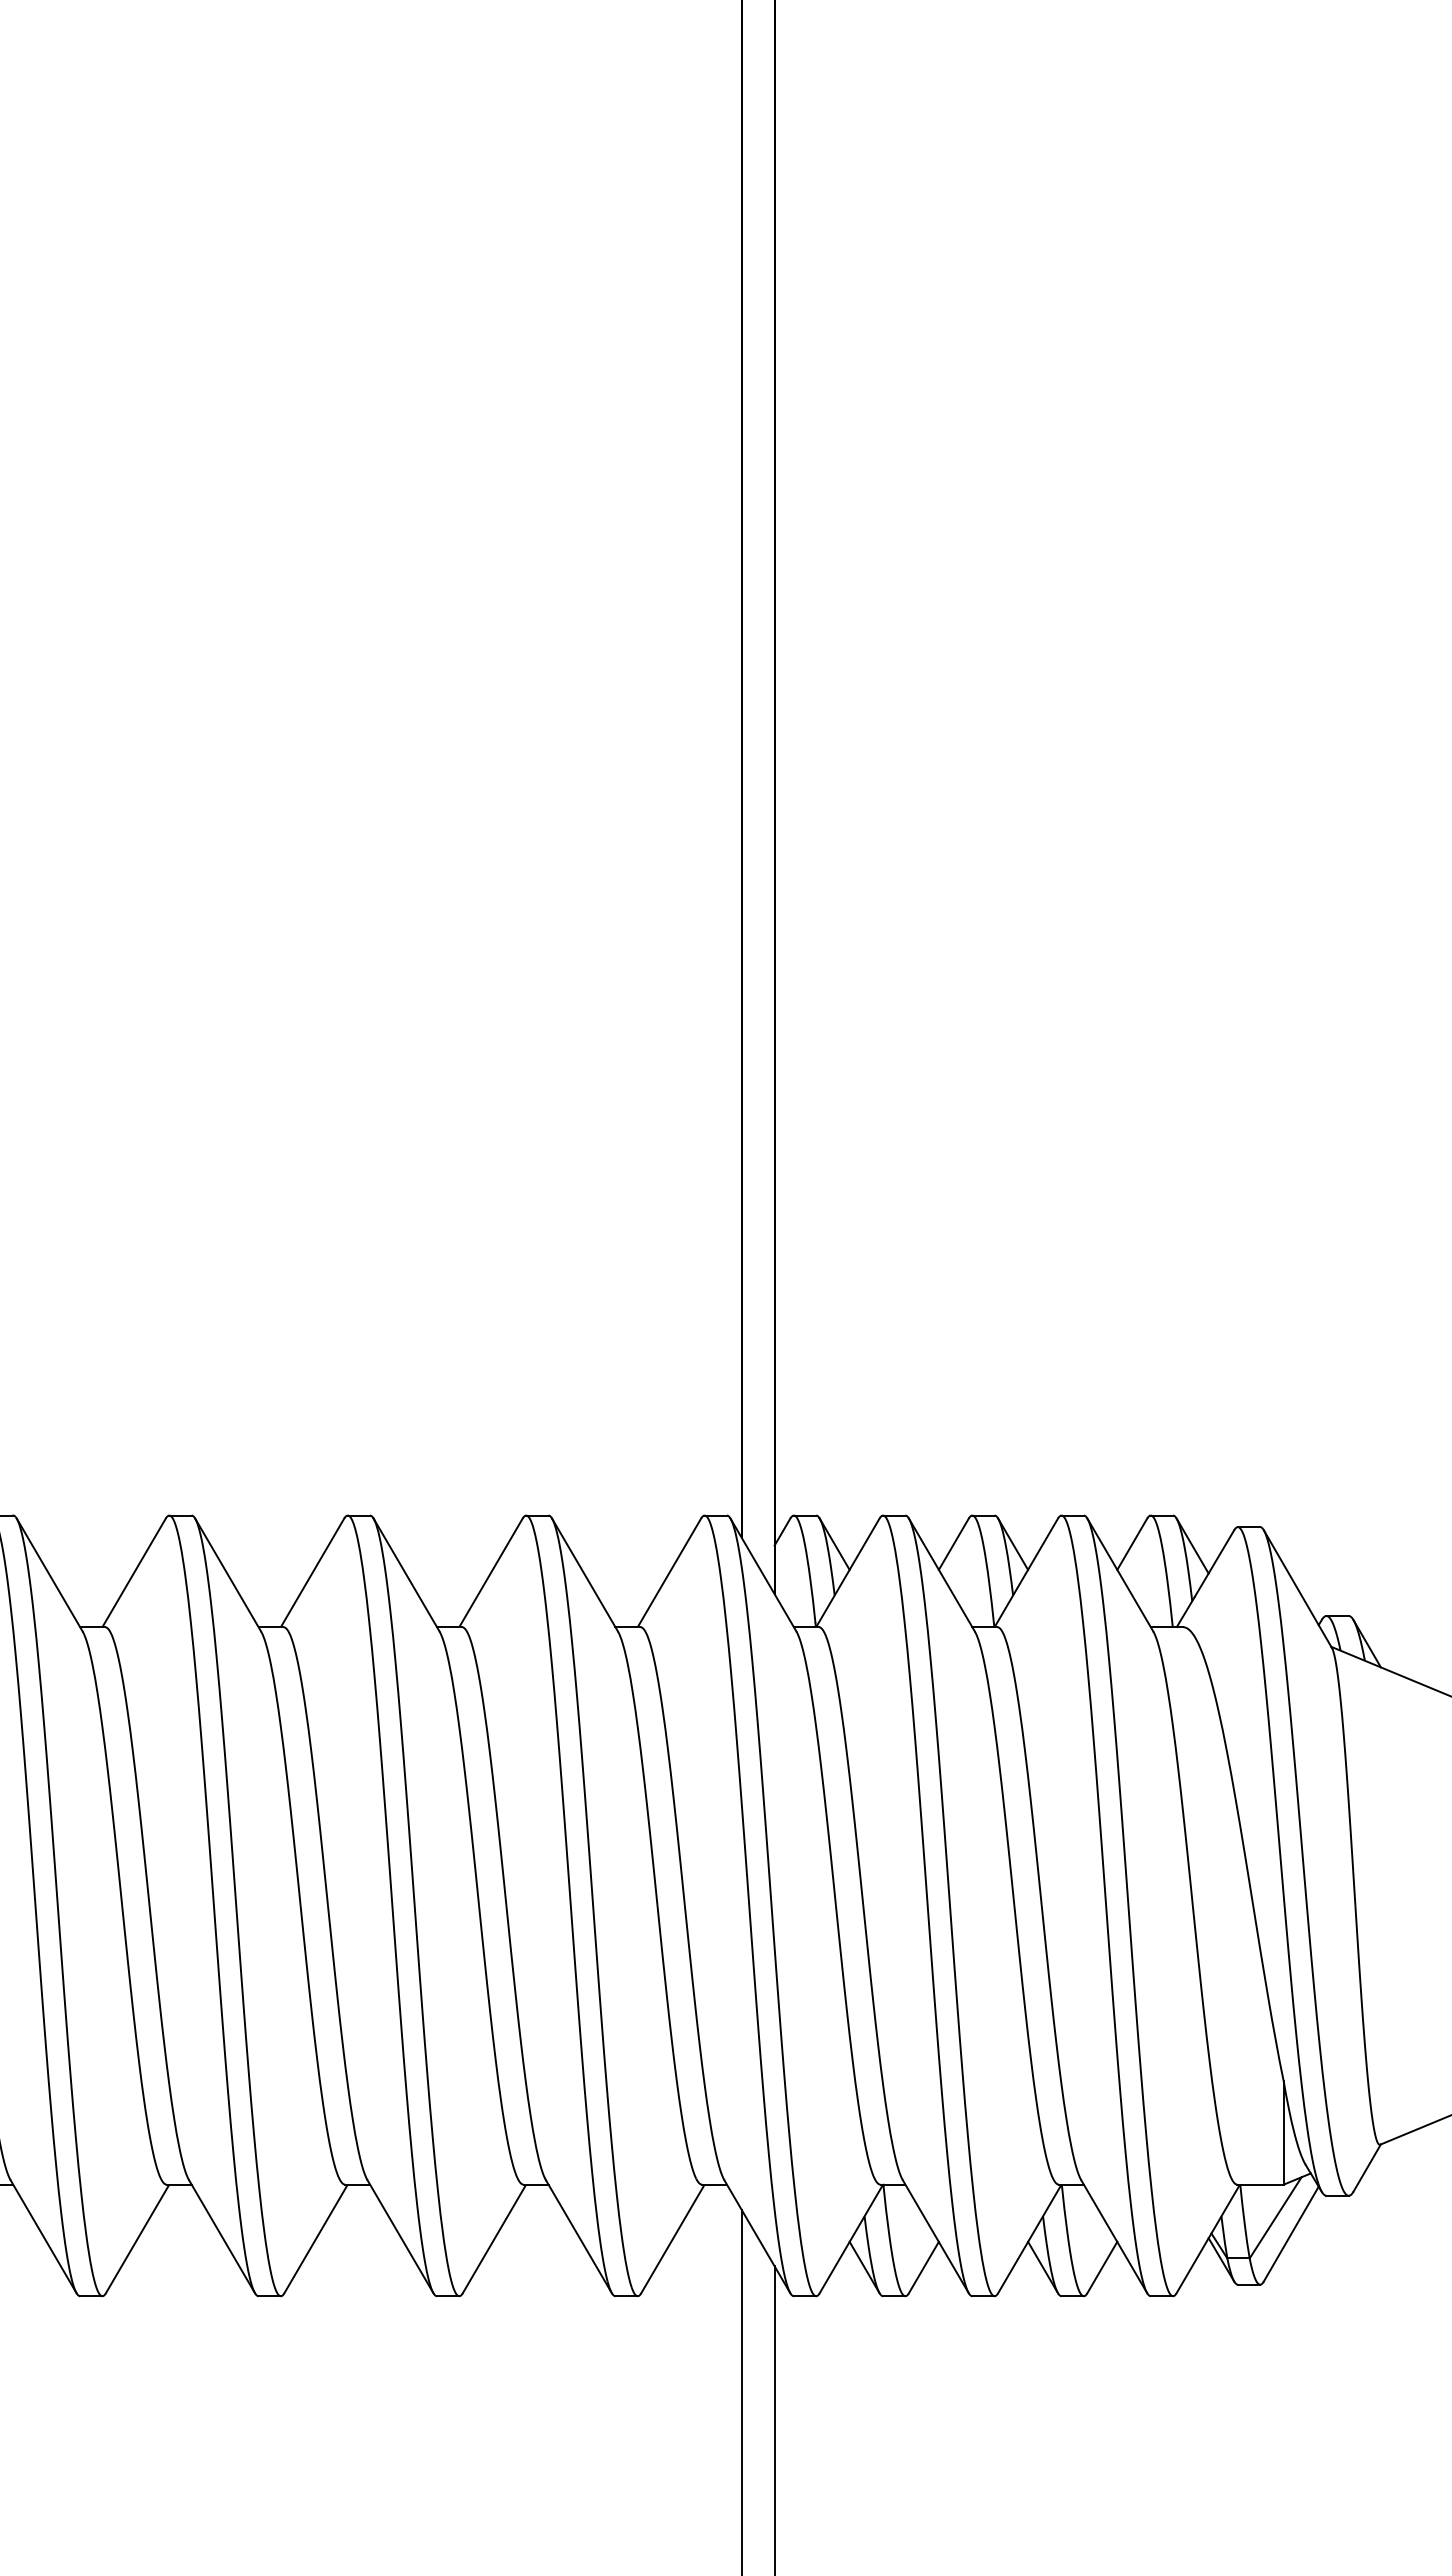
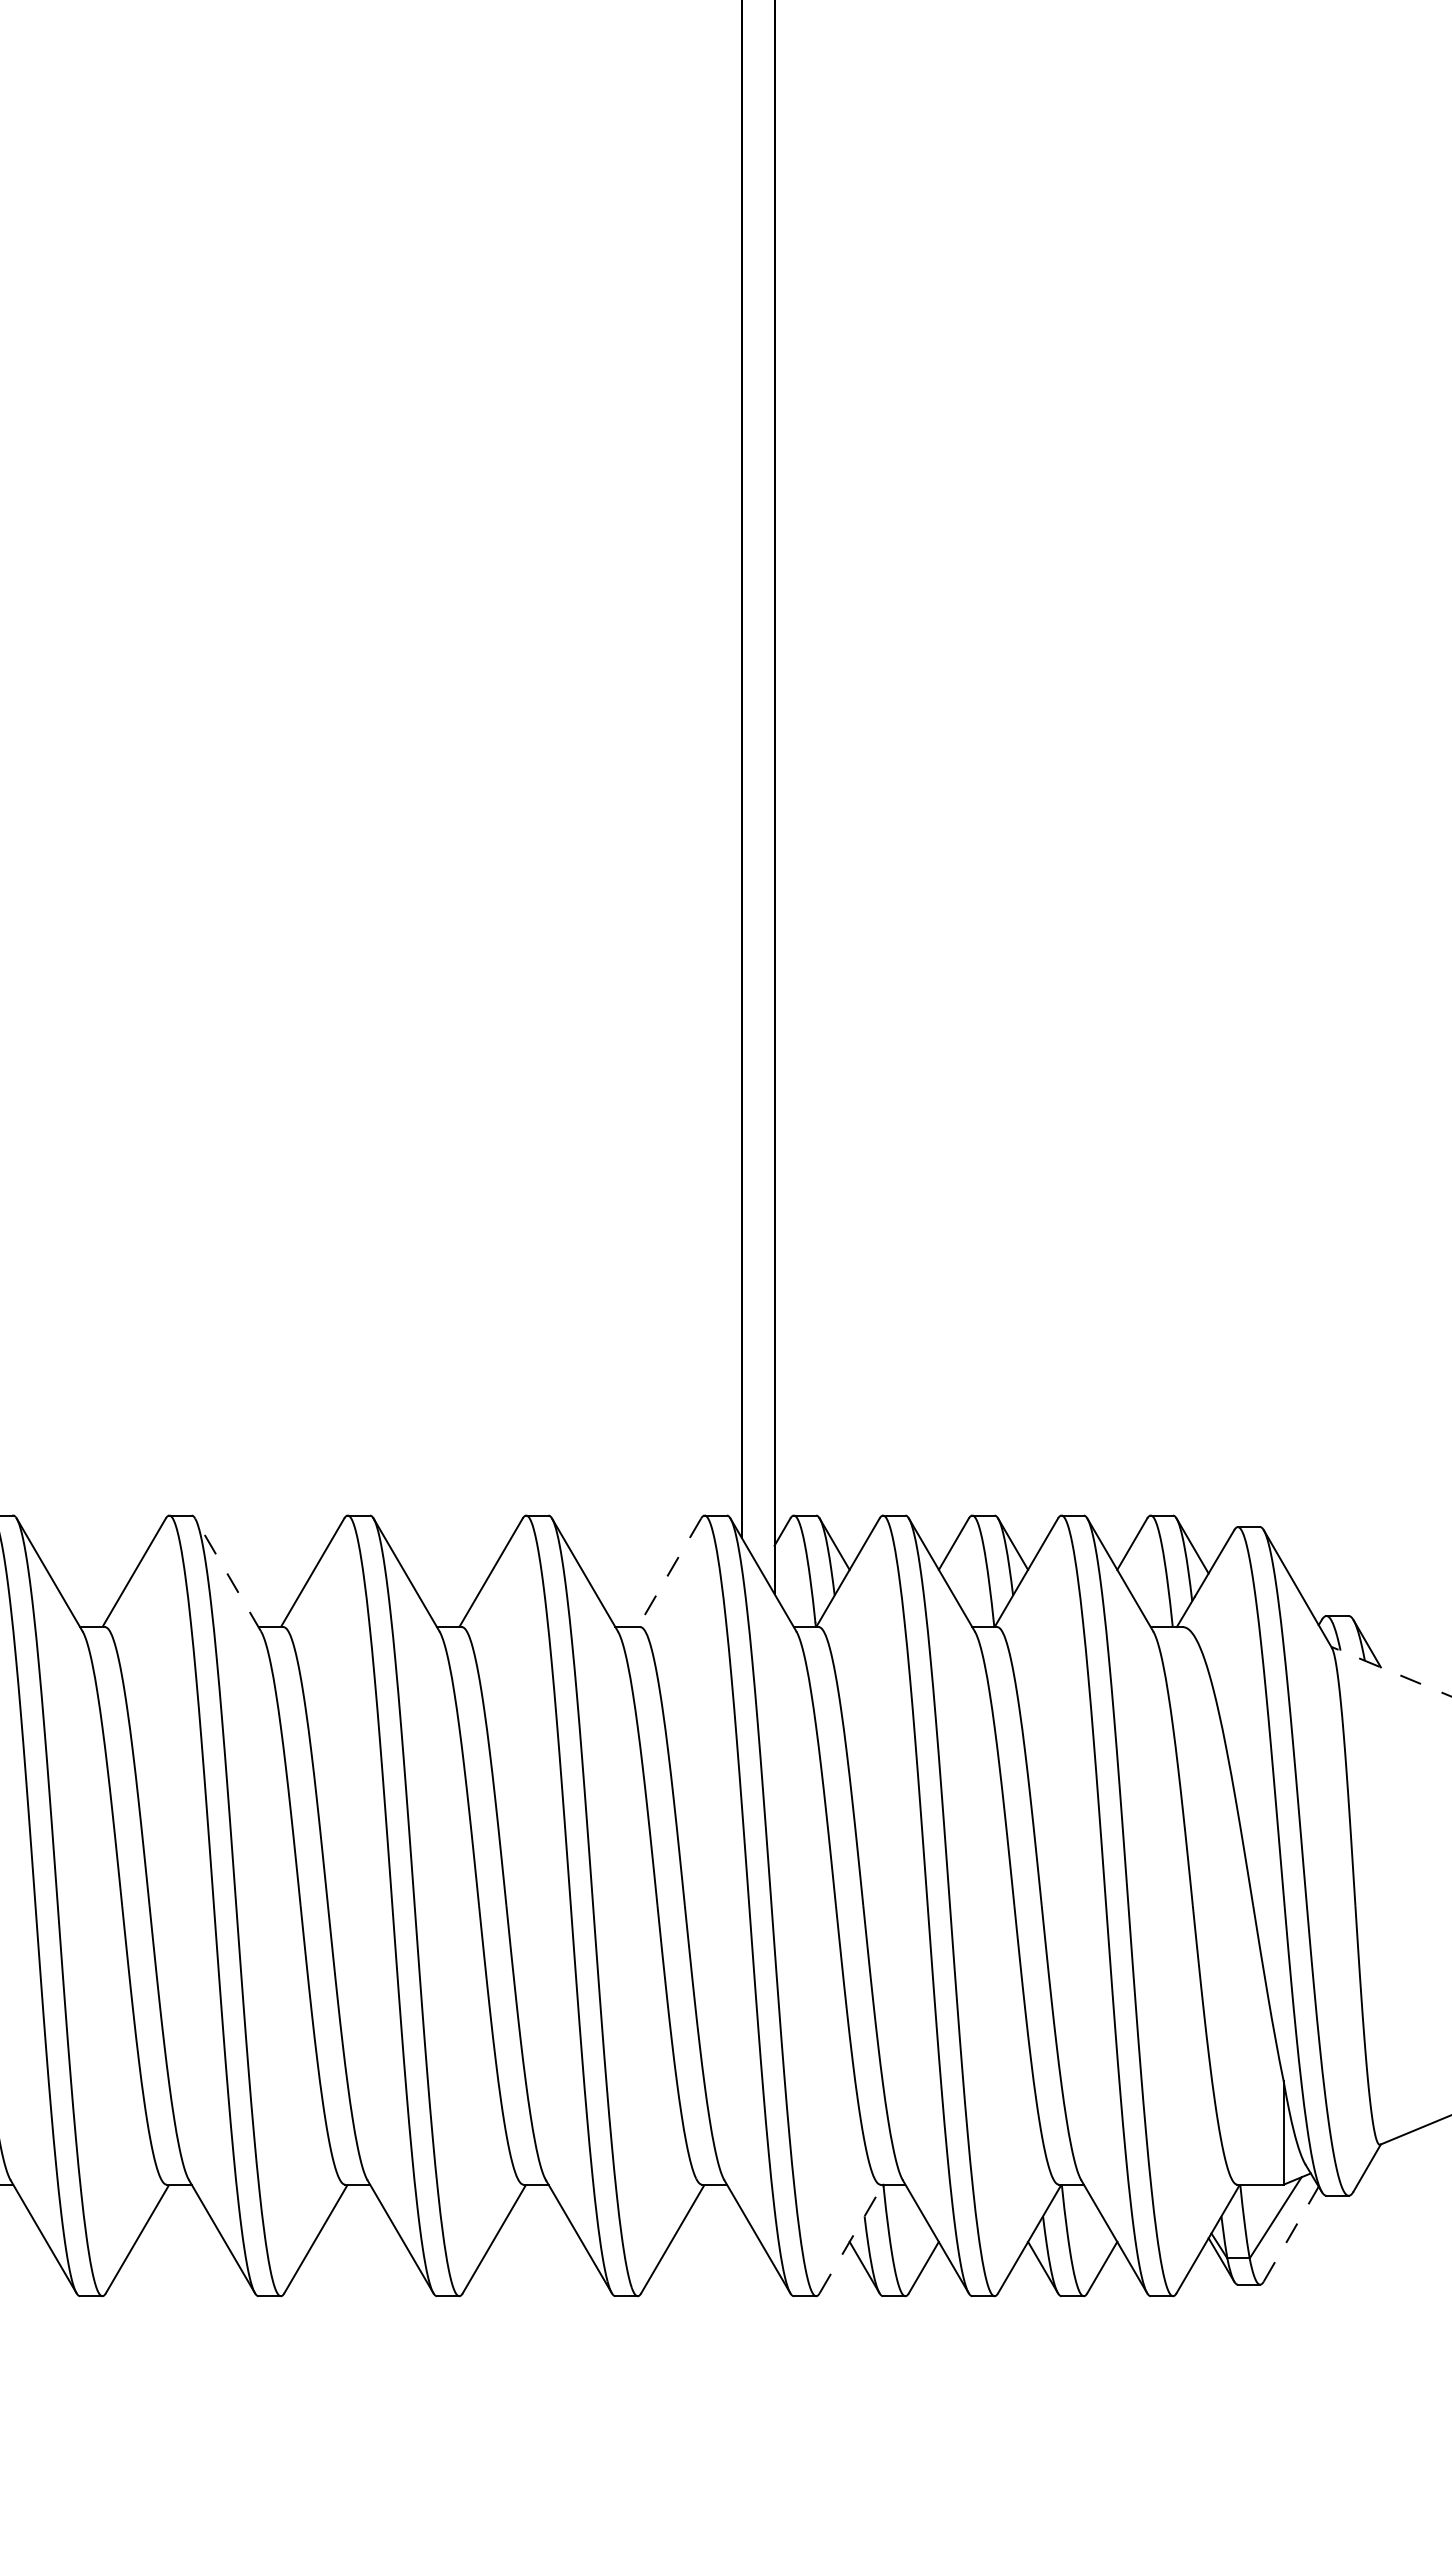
line: solid -> dashed (669, 1572)
line: solid -> dashed (227, 1574)
line: solid -> dashed (1391, 1671)
line: solid -> dashed (1291, 2234)
line: solid -> dashed (851, 2239)
line: present -> none (741, 2390)
line: present -> none (774, 2419)
